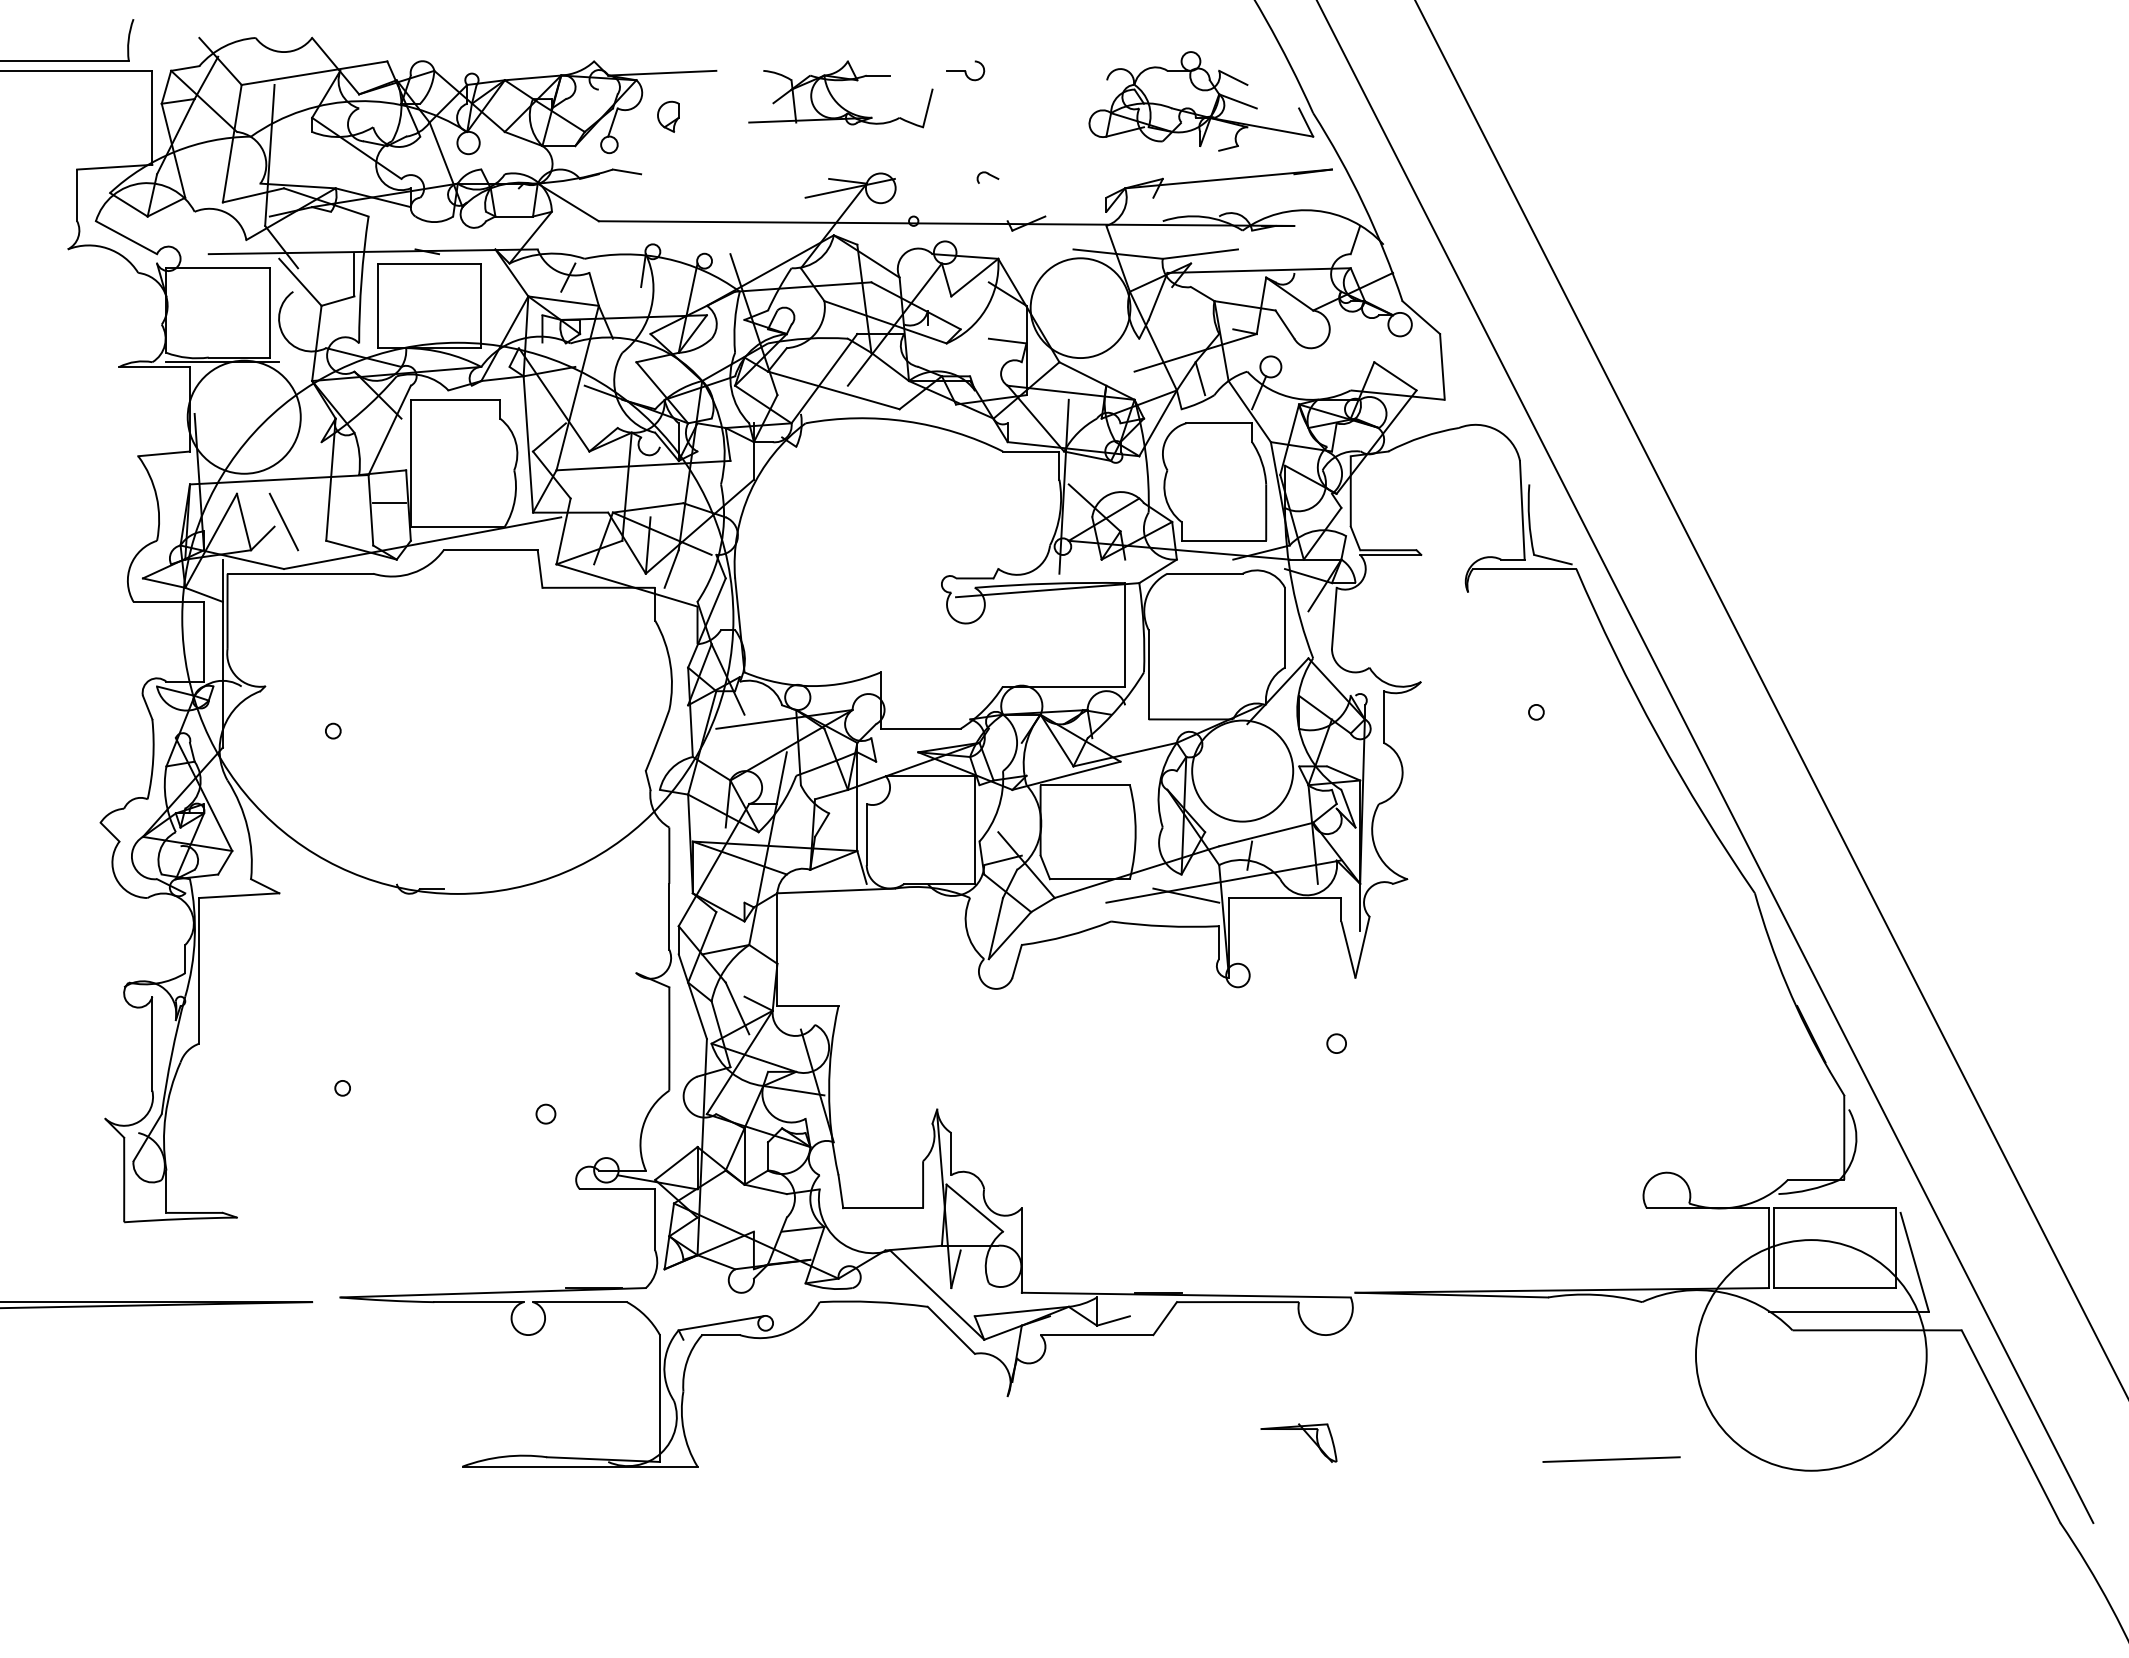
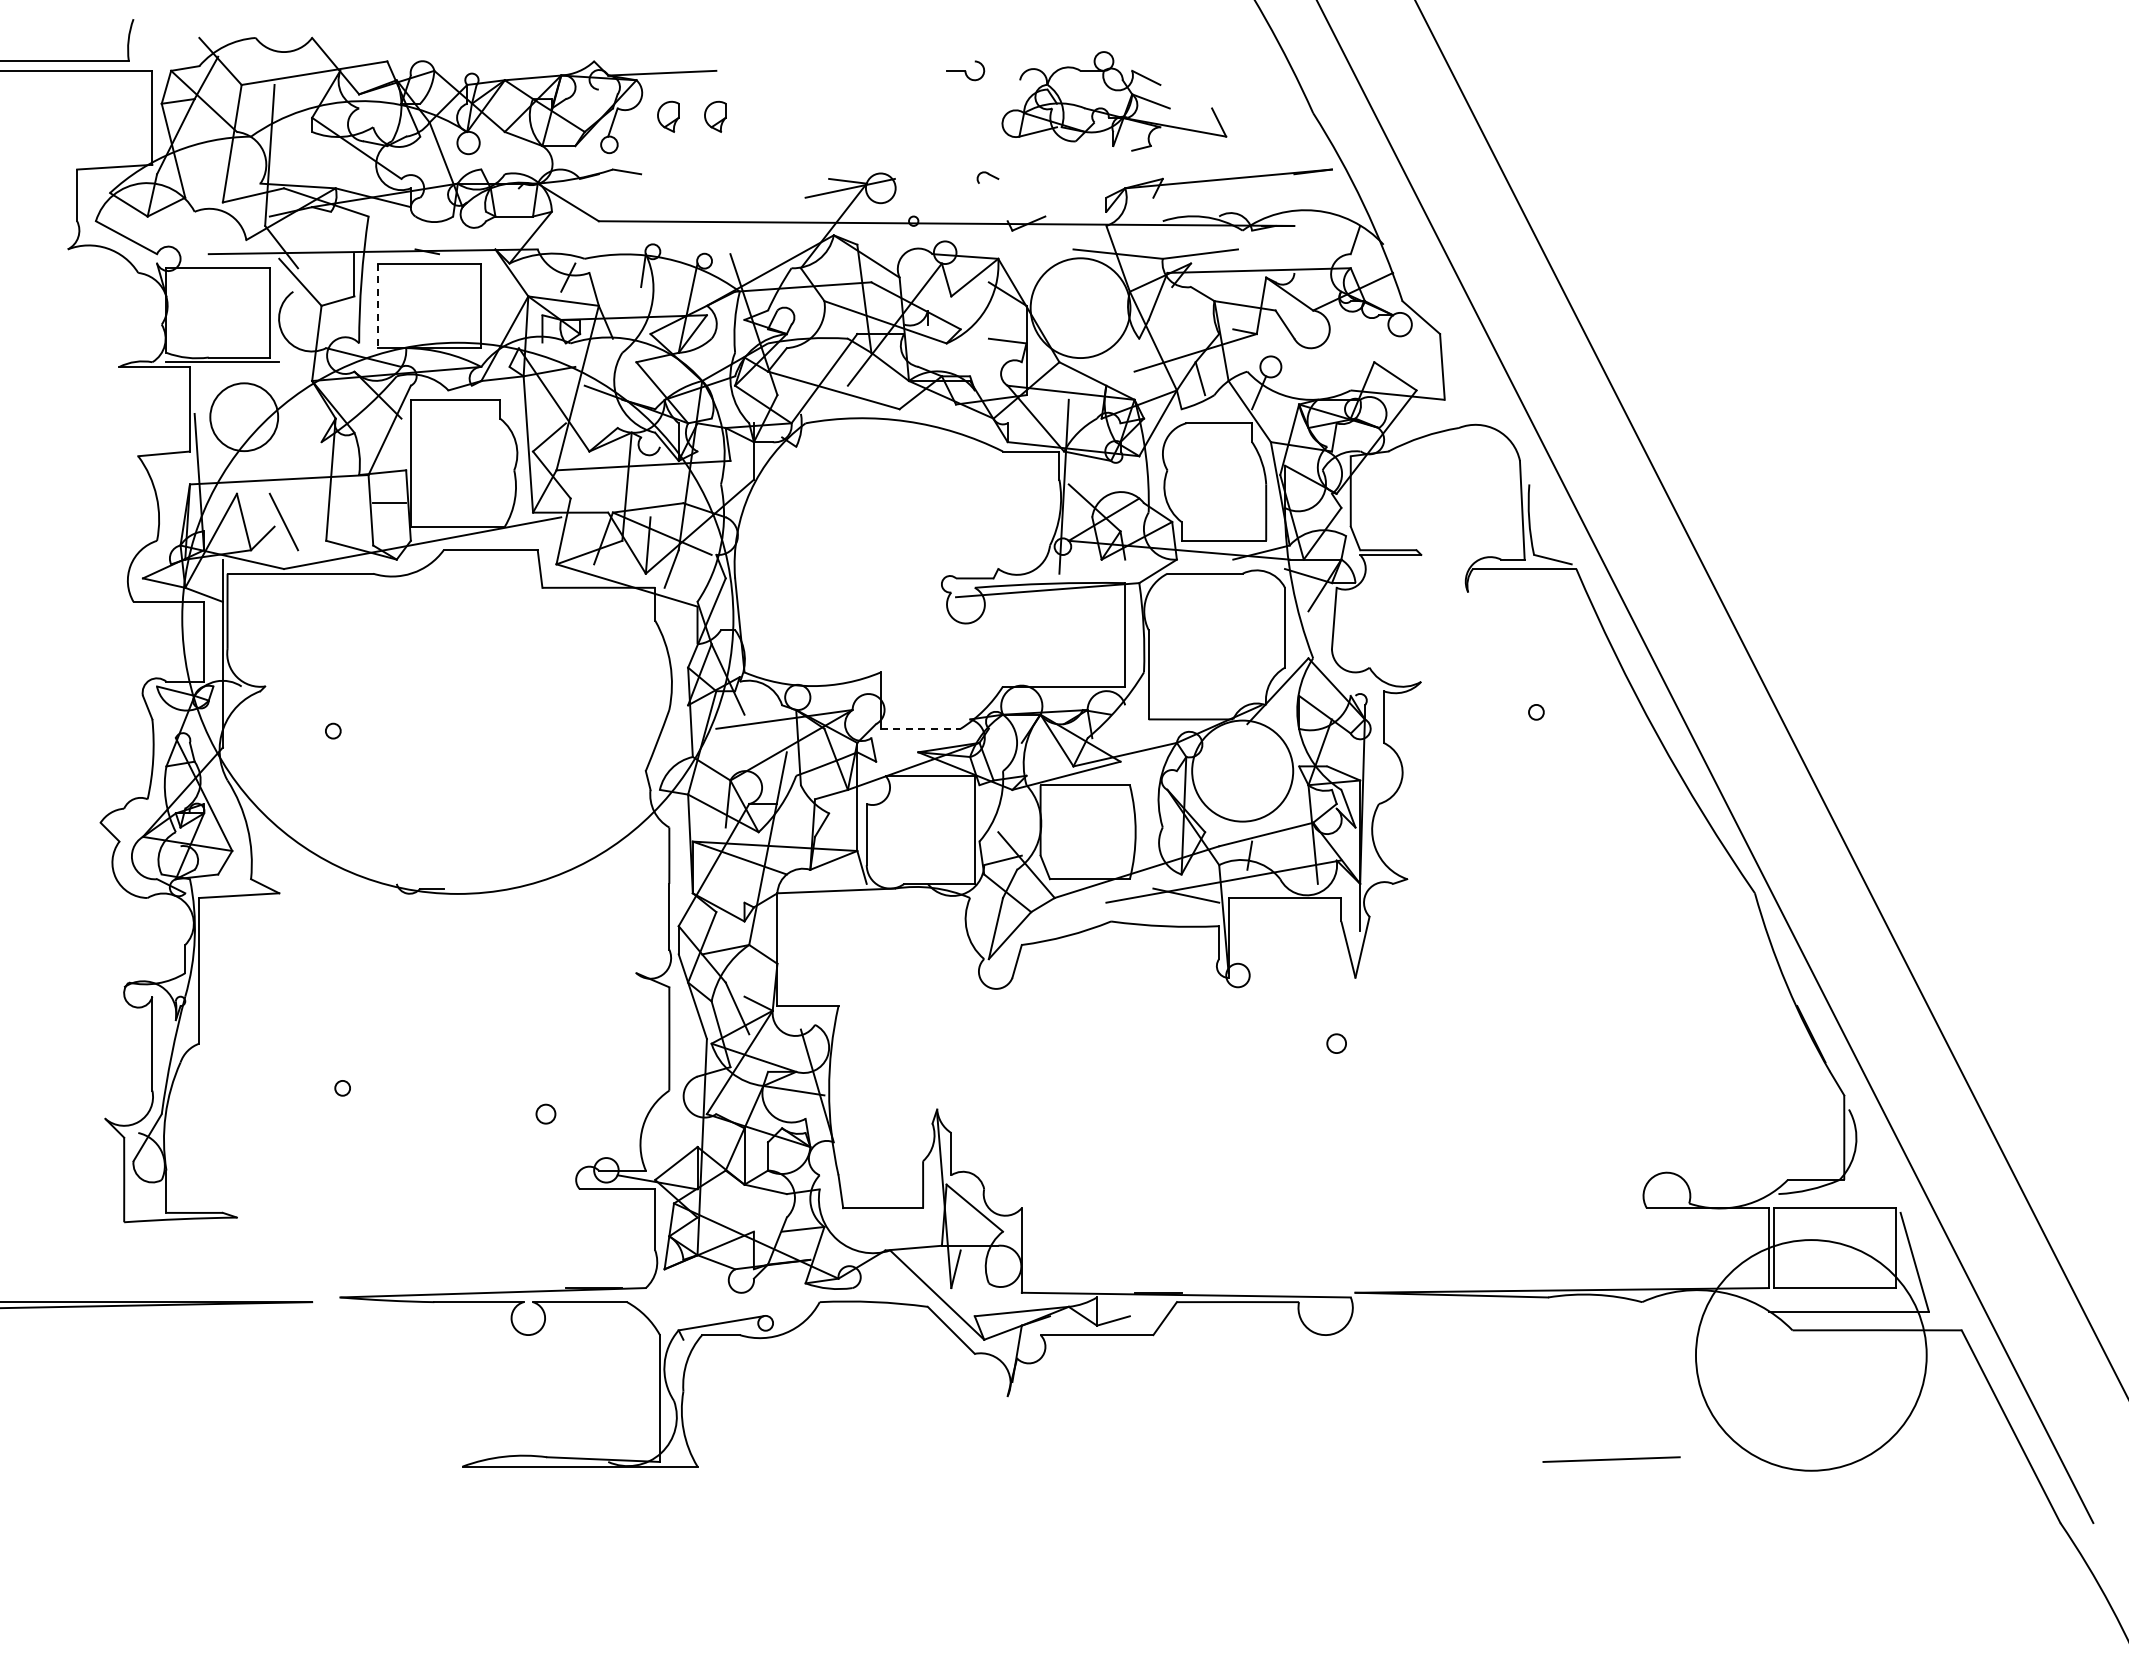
part: present -> none (835, 99)
part position: (1201, 101) -> (1114, 101) (1114, 101)
part: none -> present (715, 116)
line: solid -> dashed (377, 306)
circle diameter: 113 px -> 68 px (244, 417)
line: solid -> dashed (920, 728)
part: present -> none (1306, 1434)
